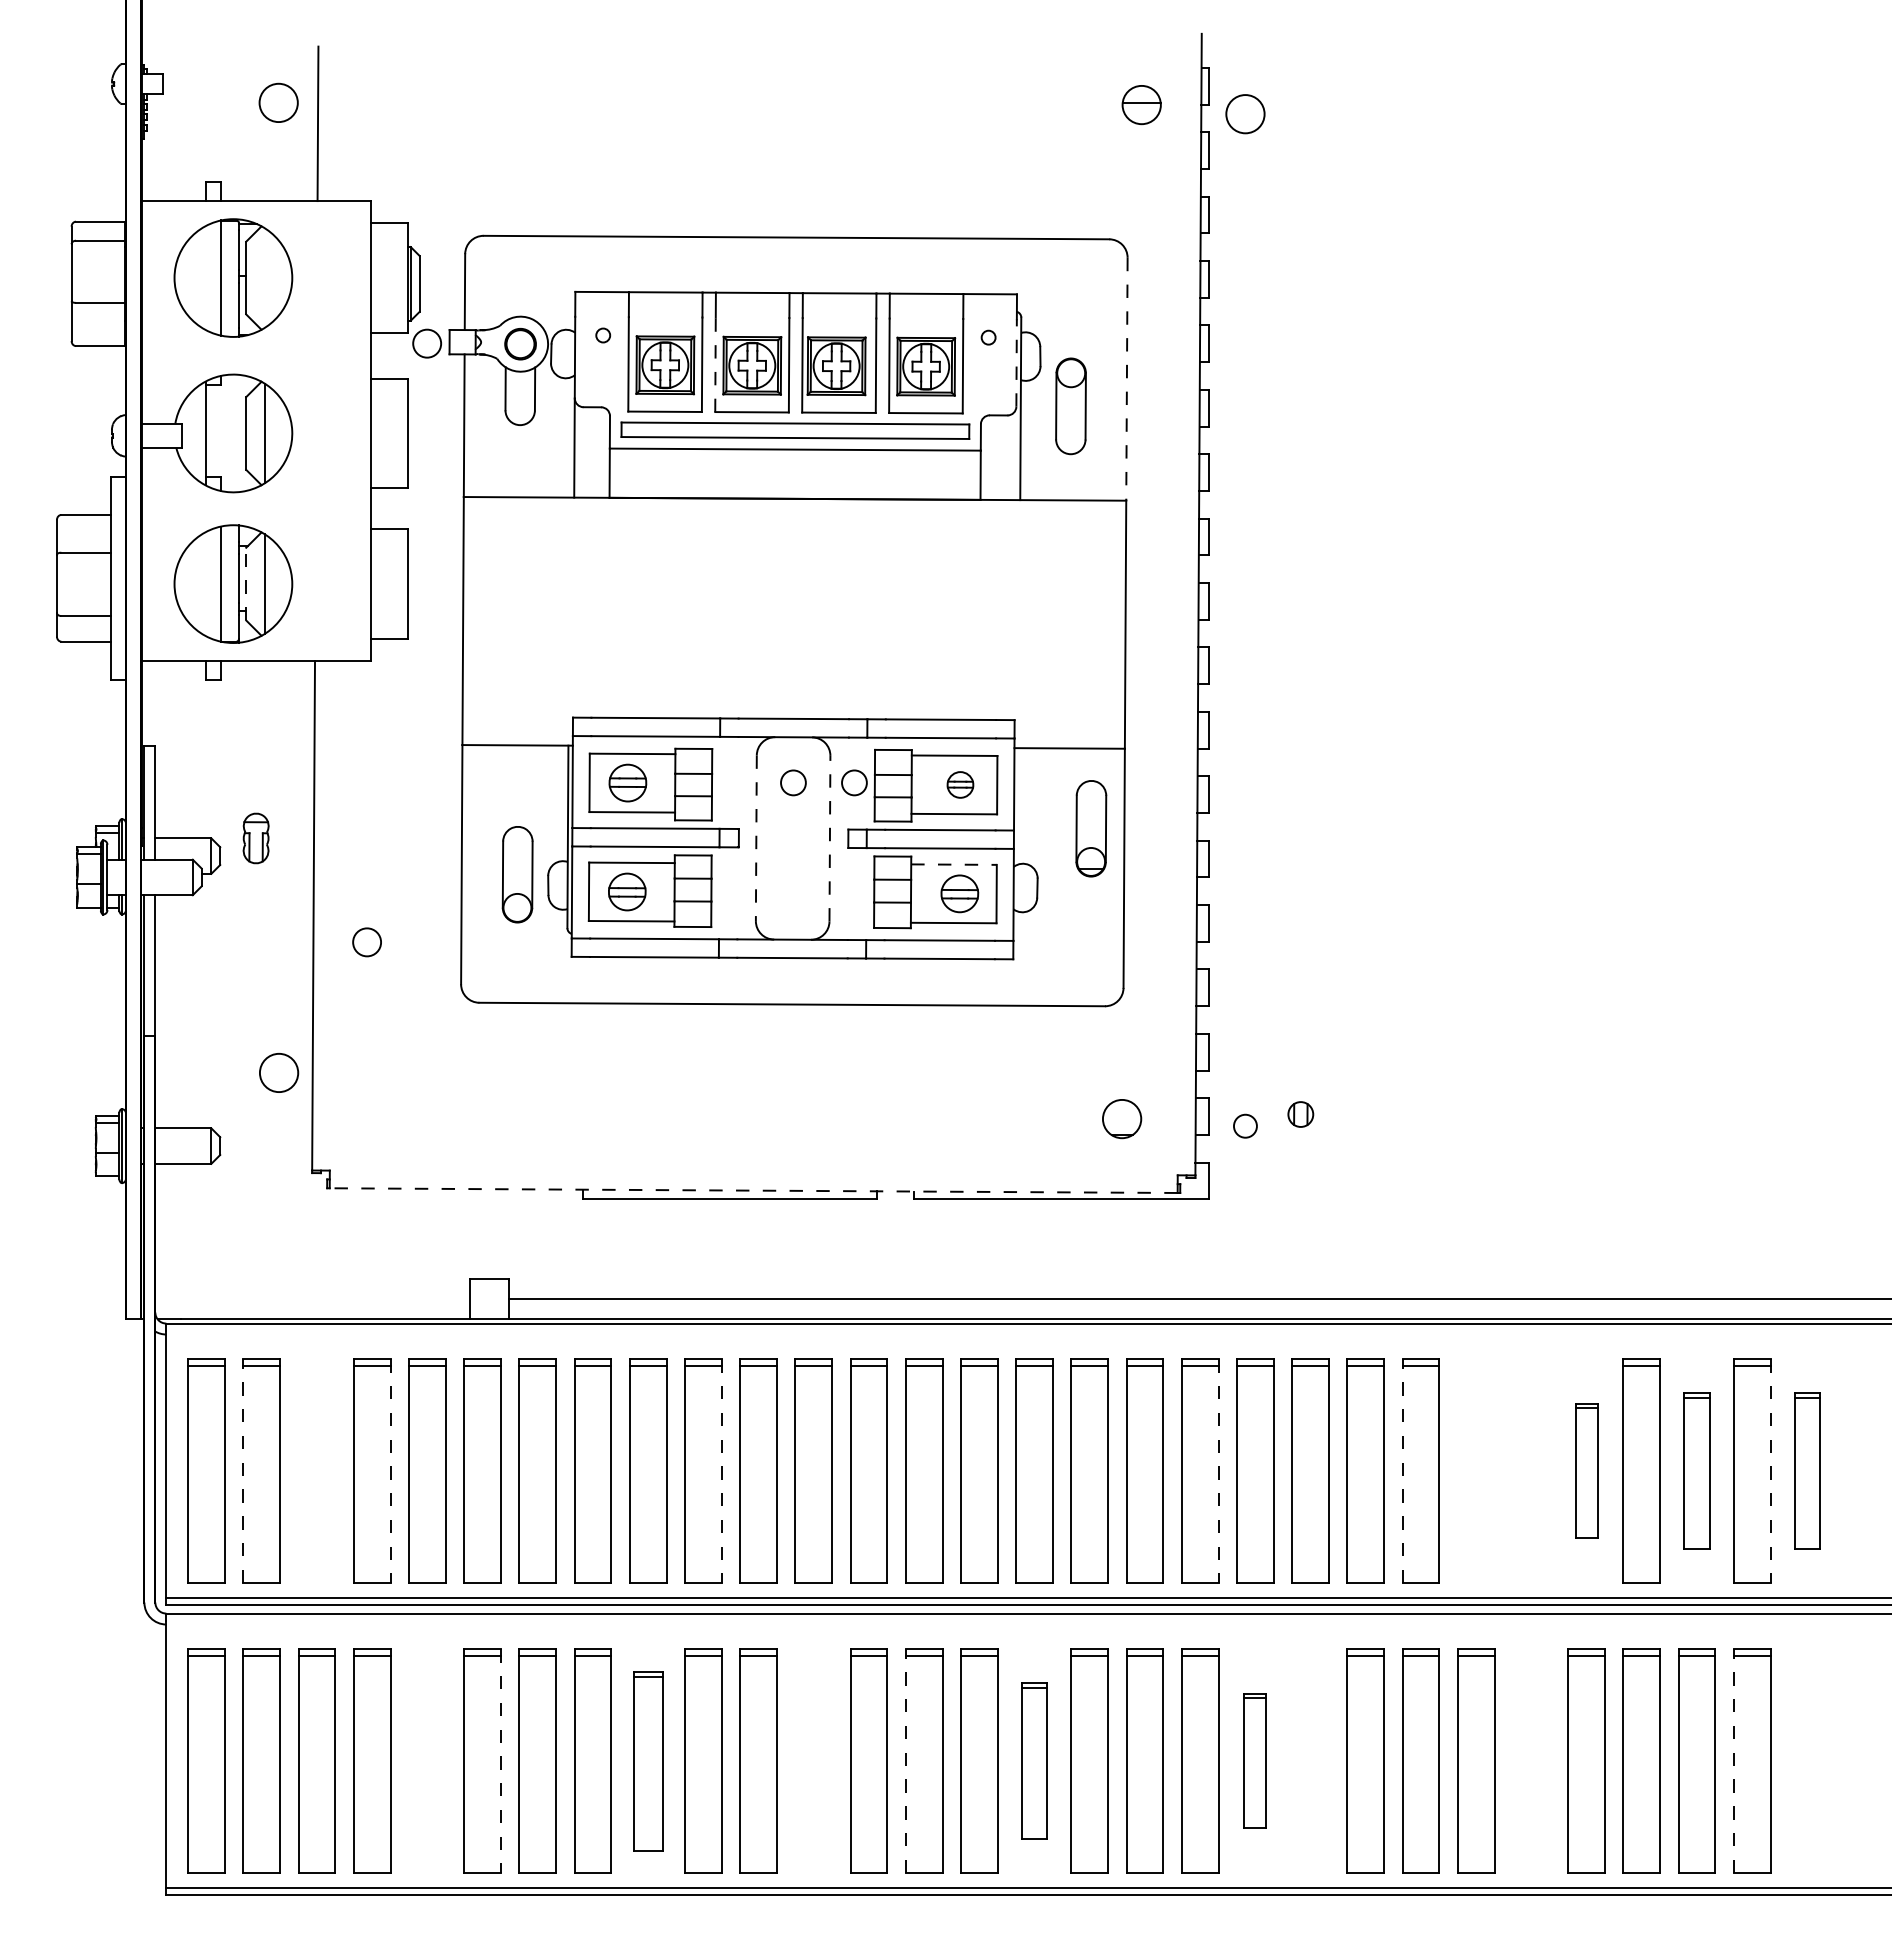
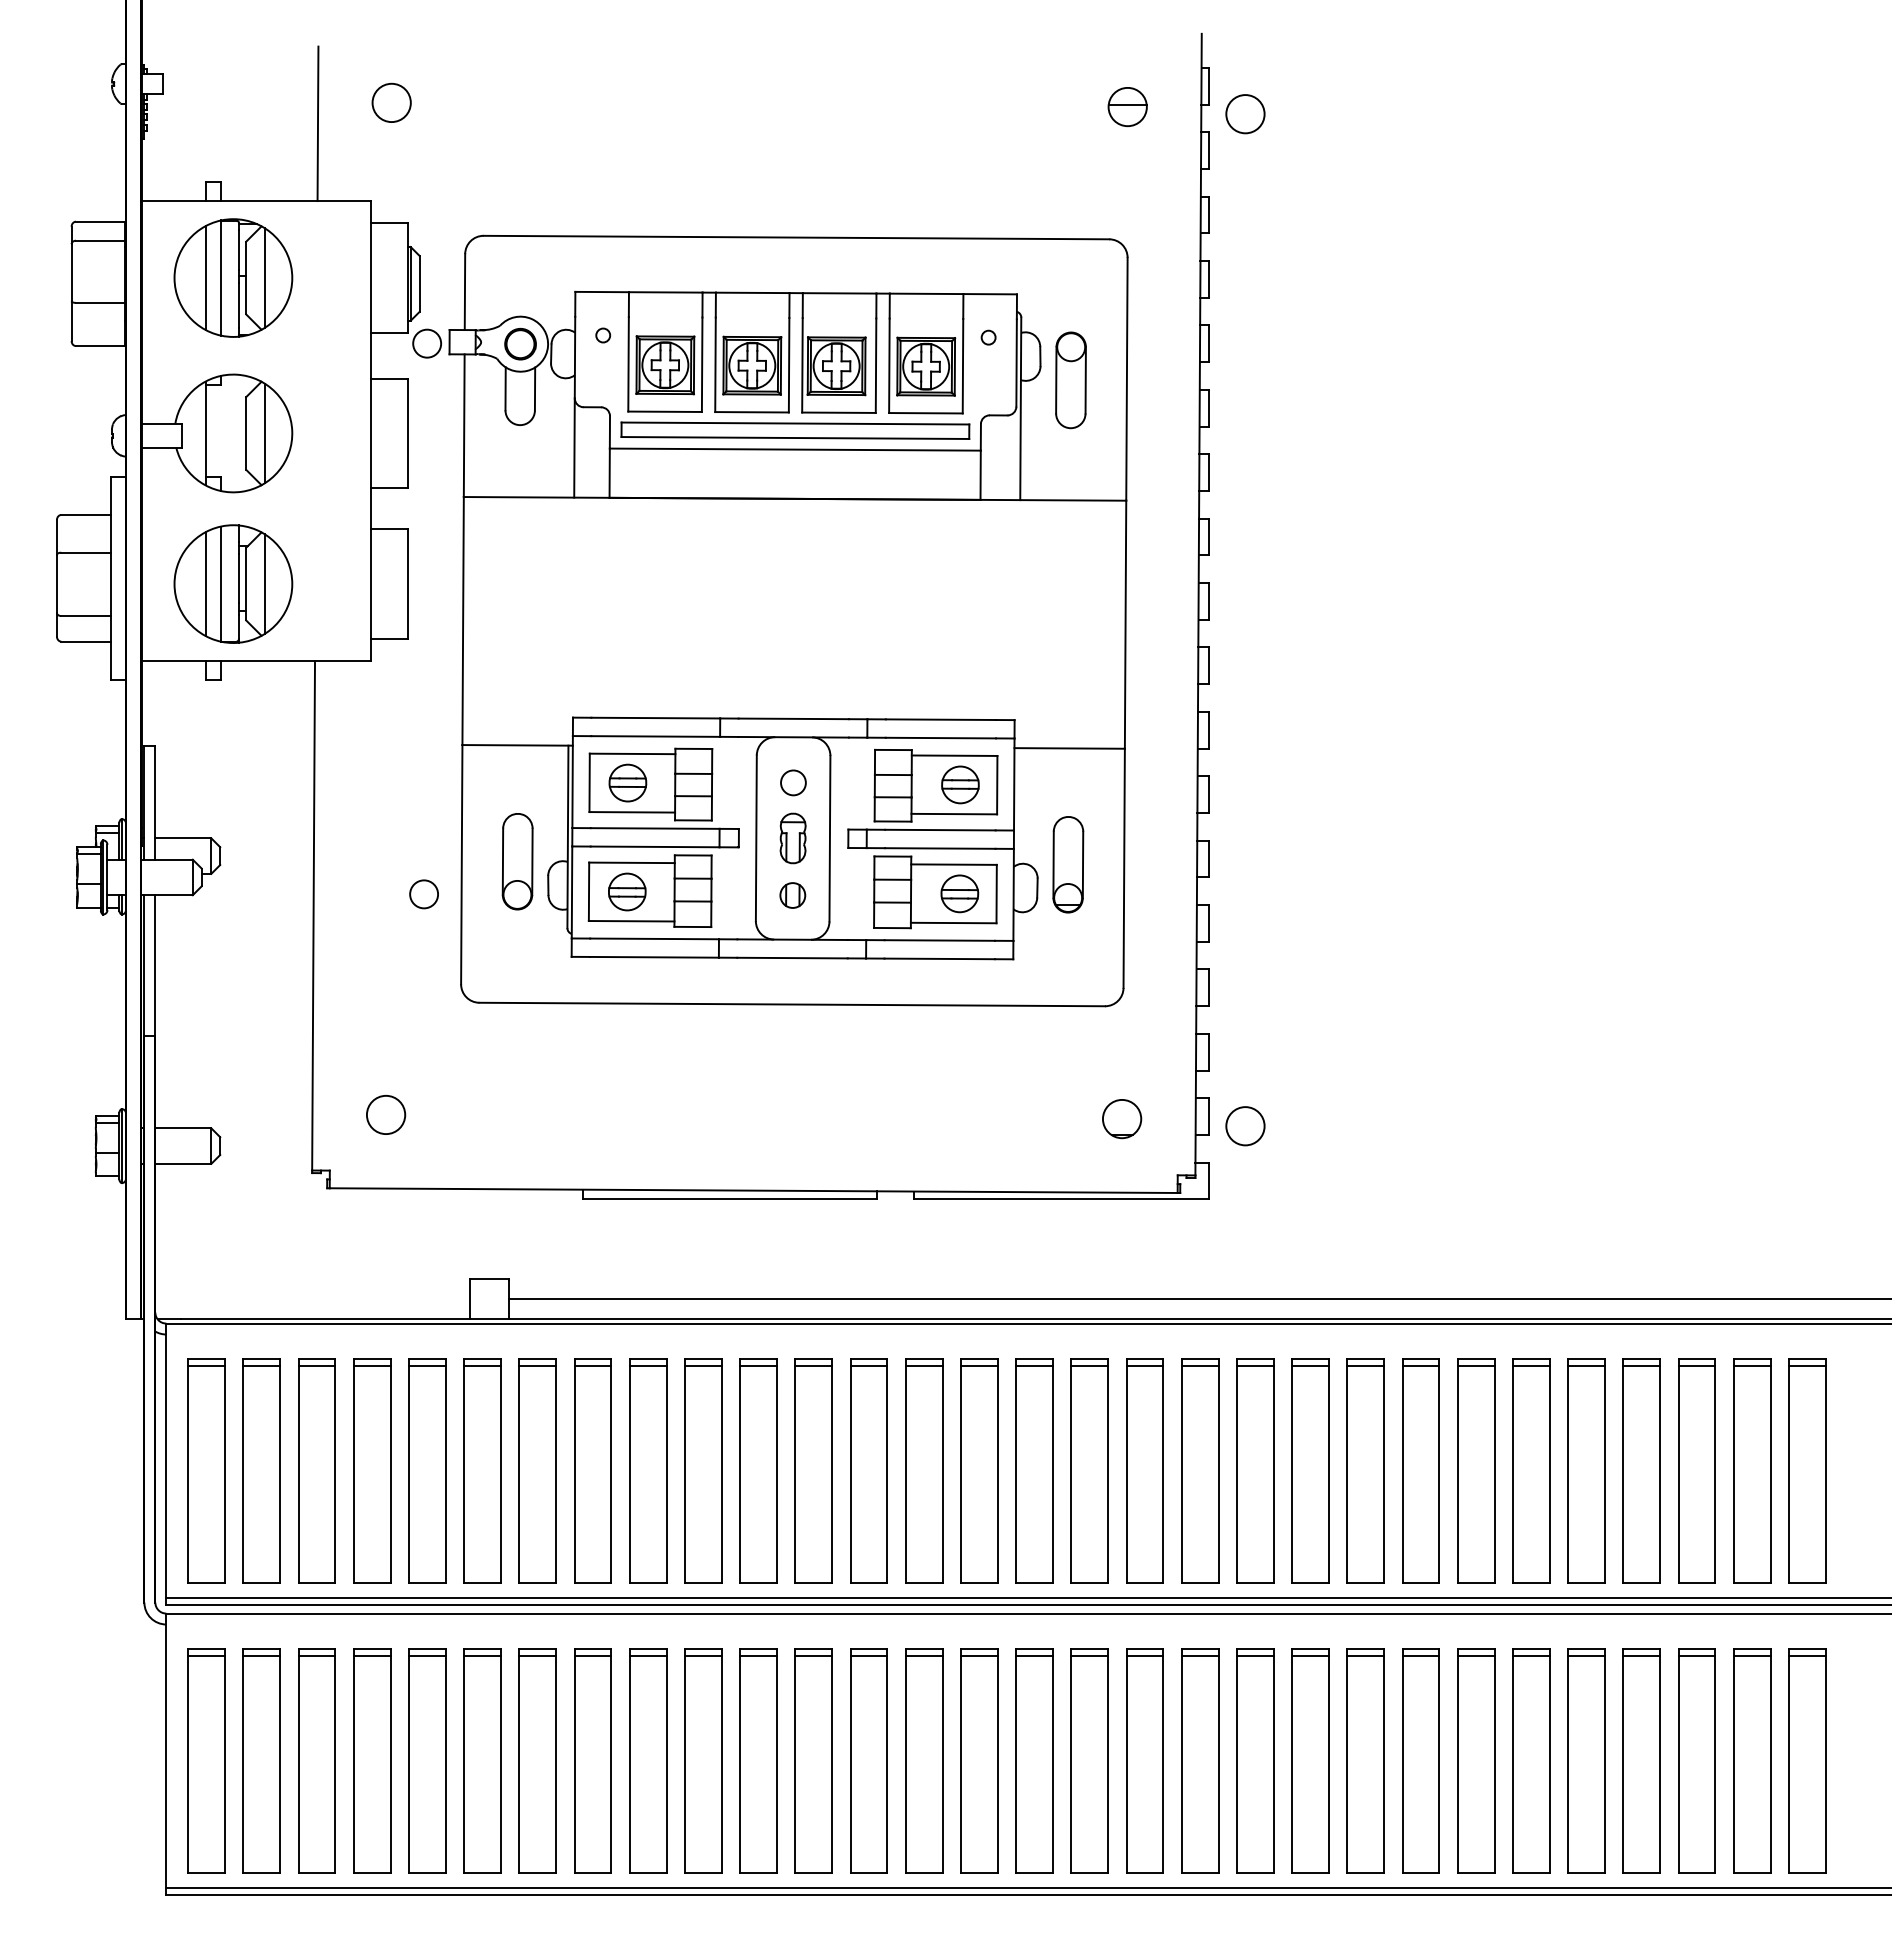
circle position: (278, 102) -> (391, 102) (391, 102)
part position: (1141, 105) -> (1127, 107) (1127, 107)
line: none -> present (205, 278)
line: none -> present (264, 278)
line: dashed -> solid (1016, 362)
line: dashed -> solid (715, 364)
line: dashed -> solid (1126, 379)
part position: (1070, 406) -> (1070, 380) (1070, 380)
line: dashed -> solid (246, 583)
line: none -> present (205, 584)
circle: present -> none (854, 782)
part size: 29x28 px -> 39x40 px (960, 784)
part position: (1091, 828) -> (1068, 864) (1068, 864)
part position: (255, 838) -> (792, 838) (792, 838)
line: dashed -> solid (756, 838)
line: dashed -> solid (829, 838)
line: dashed -> solid (954, 864)
part position: (517, 874) -> (517, 861) (517, 861)
circle position: (366, 942) -> (423, 894) (423, 894)
circle position: (279, 1072) -> (386, 1114) (386, 1114)
part position: (1300, 1114) -> (792, 895) (792, 895)
circle diameter: 23 px -> 38 px (1245, 1126)
line: dashed -> solid (753, 1190)
part: none -> present (316, 1470)
part: none -> present (1476, 1470)
part: none -> present (1531, 1470)
part size: 24x136 px -> 39x226 px (1586, 1470)
part size: 28x158 px -> 38x226 px (1696, 1470)
part size: 27x158 px -> 39x226 px (1807, 1470)
line: dashed -> solid (243, 1471)
line: dashed -> solid (390, 1471)
line: dashed -> solid (721, 1471)
line: dashed -> solid (1218, 1471)
line: dashed -> solid (1402, 1471)
line: dashed -> solid (1770, 1471)
part: none -> present (427, 1760)
part: none -> present (813, 1760)
part size: 27x158 px -> 39x226 px (1034, 1760)
part size: 24x136 px -> 39x226 px (1255, 1760)
part: none -> present (1310, 1760)
part: none -> present (1531, 1760)
part: none -> present (1807, 1760)
line: dashed -> solid (500, 1761)
part size: 31x181 px -> 39x226 px (648, 1760)
line: dashed -> solid (905, 1761)
line: dashed -> solid (1733, 1761)
